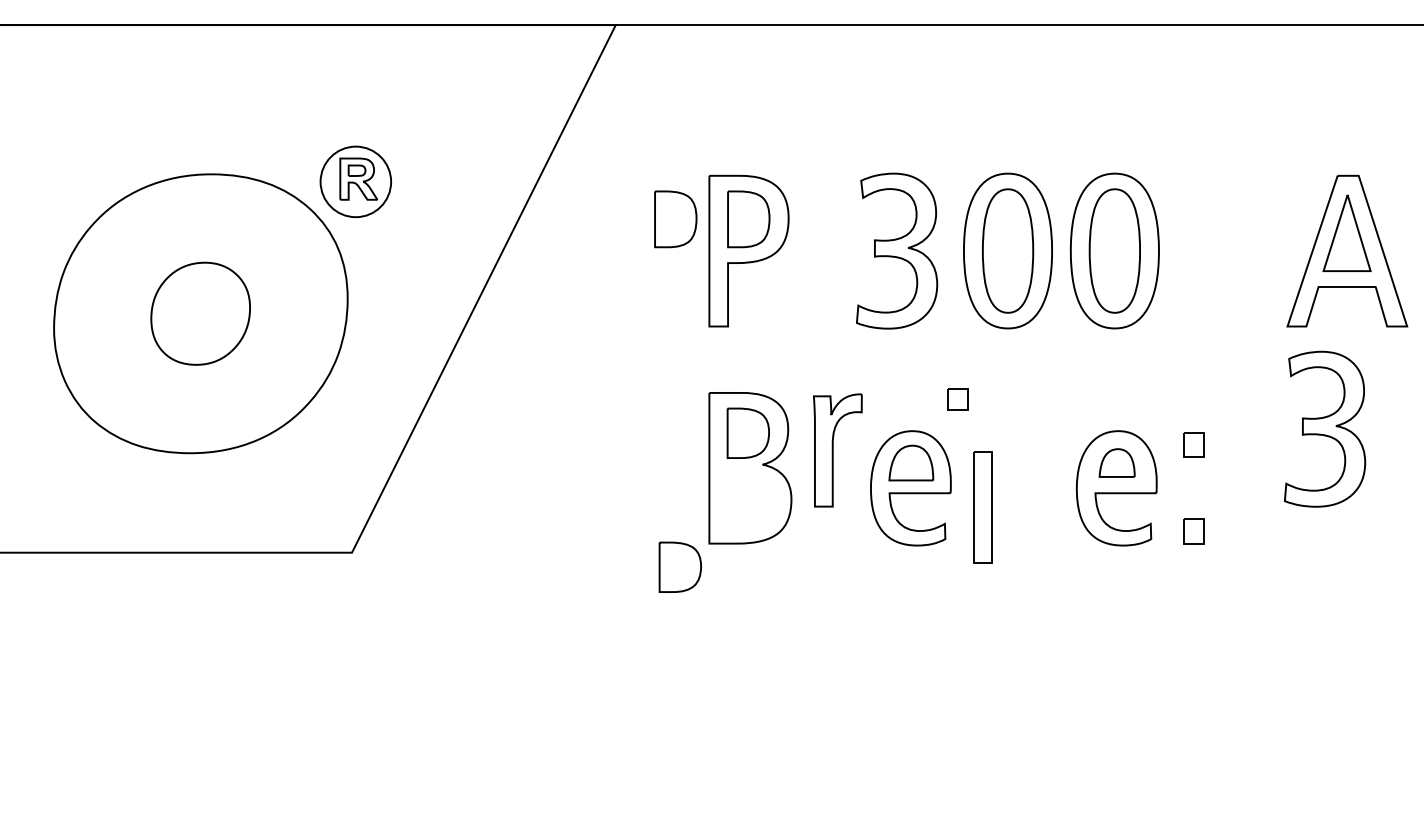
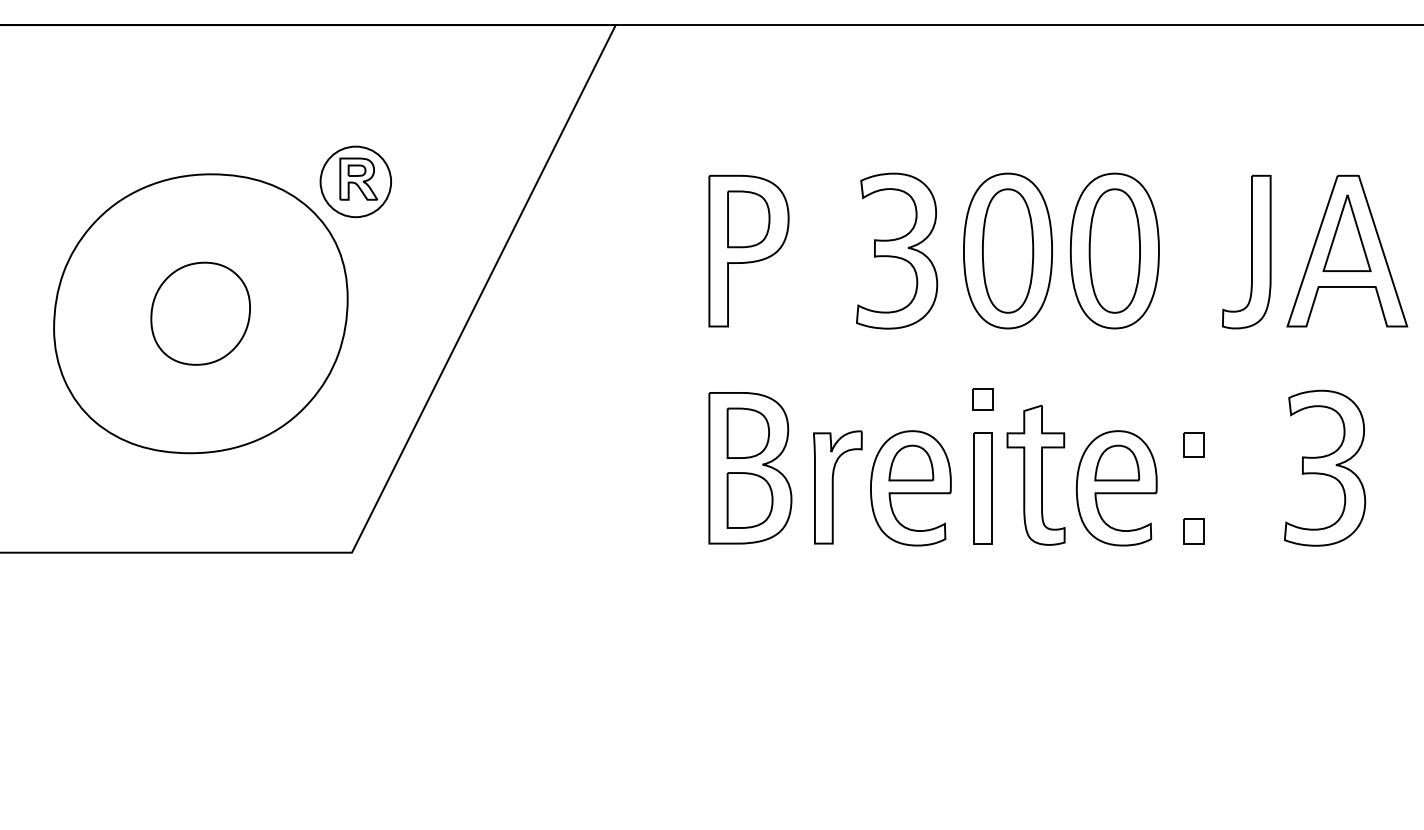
part: present -> none (675, 219)
part: none -> present (1246, 251)
part position: (957, 399) -> (982, 399) (982, 399)
part position: (1325, 428) -> (1325, 467) (1325, 467)
part position: (837, 450) -> (837, 487) (837, 487)
part size: 38x30 px -> 46x38 px (1116, 462)
part: none -> present (1035, 474)
part: none -> present (749, 500)
part position: (982, 507) -> (982, 488) (982, 488)
part: present -> none (679, 566)
